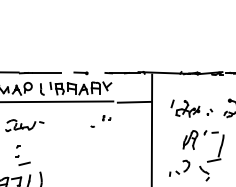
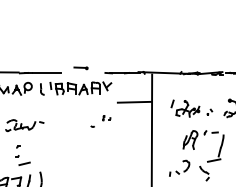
part position: (80, 73) -> (80, 68) (80, 68)
line: present -> none (57, 101)
